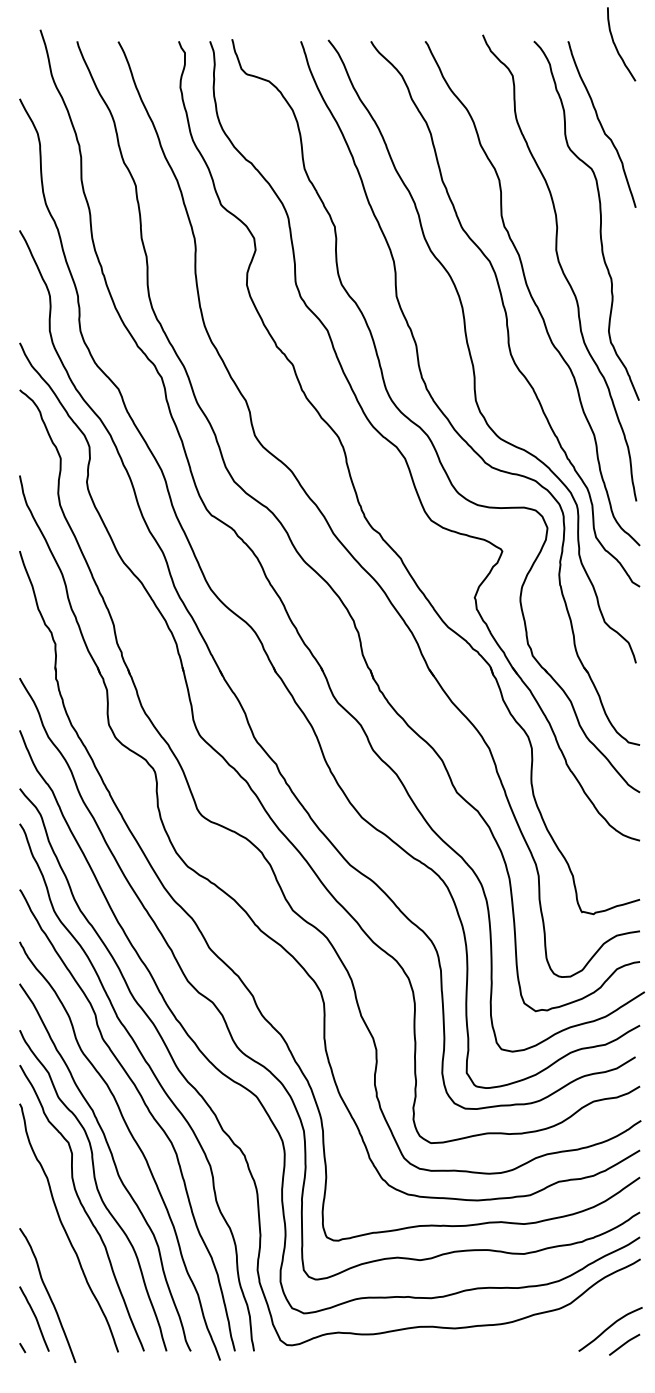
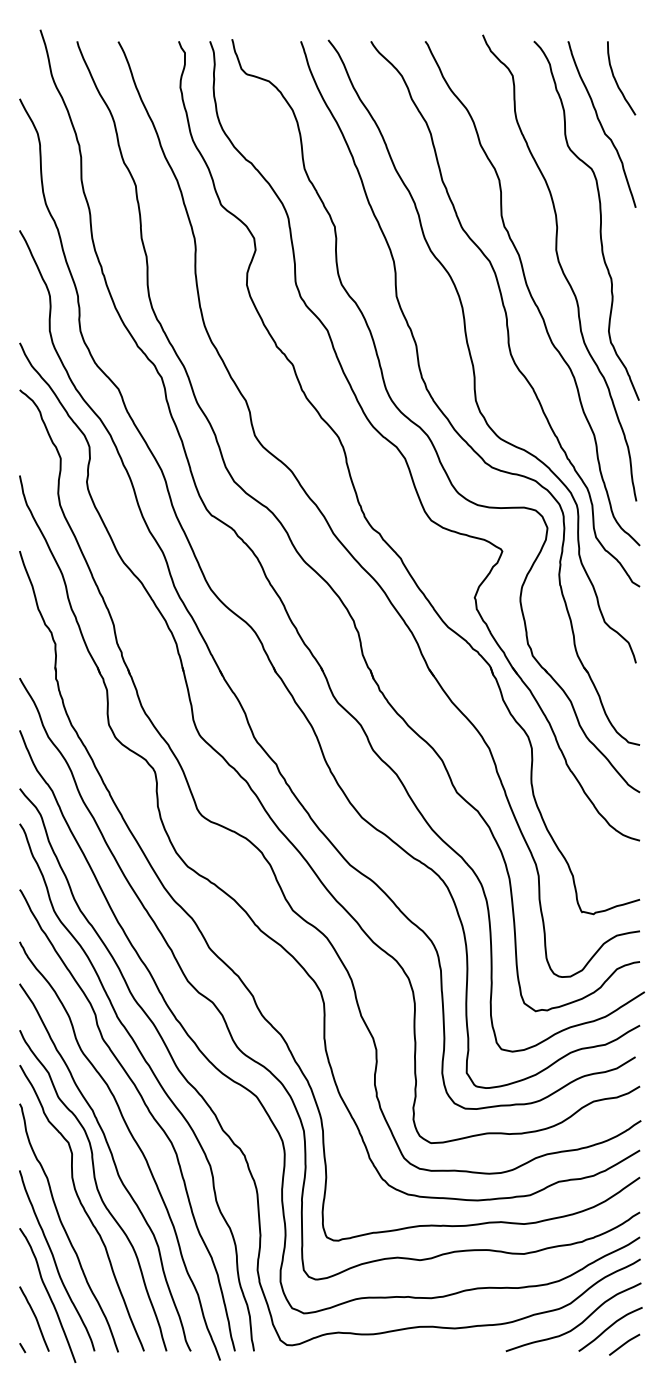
curve position: (616, 45) -> (616, 79) (616, 79)
curve: none -> present (55, 1260)
curve: none -> present (579, 1323)
